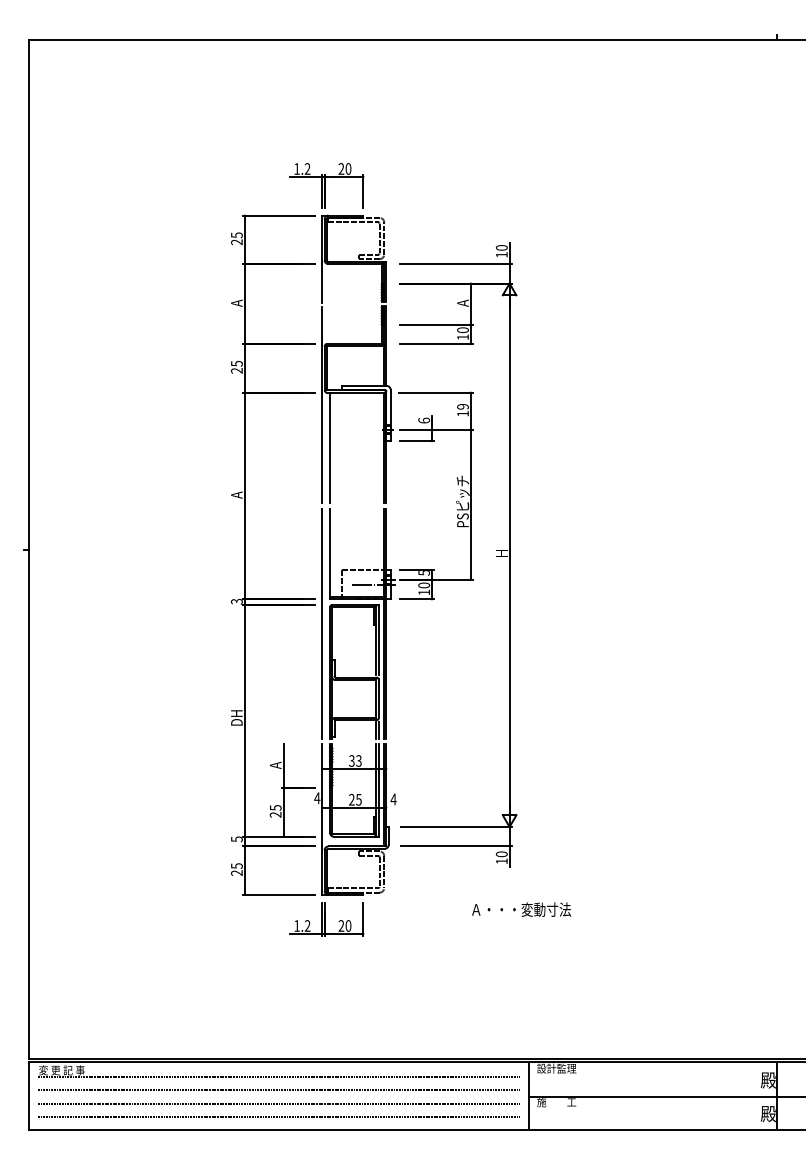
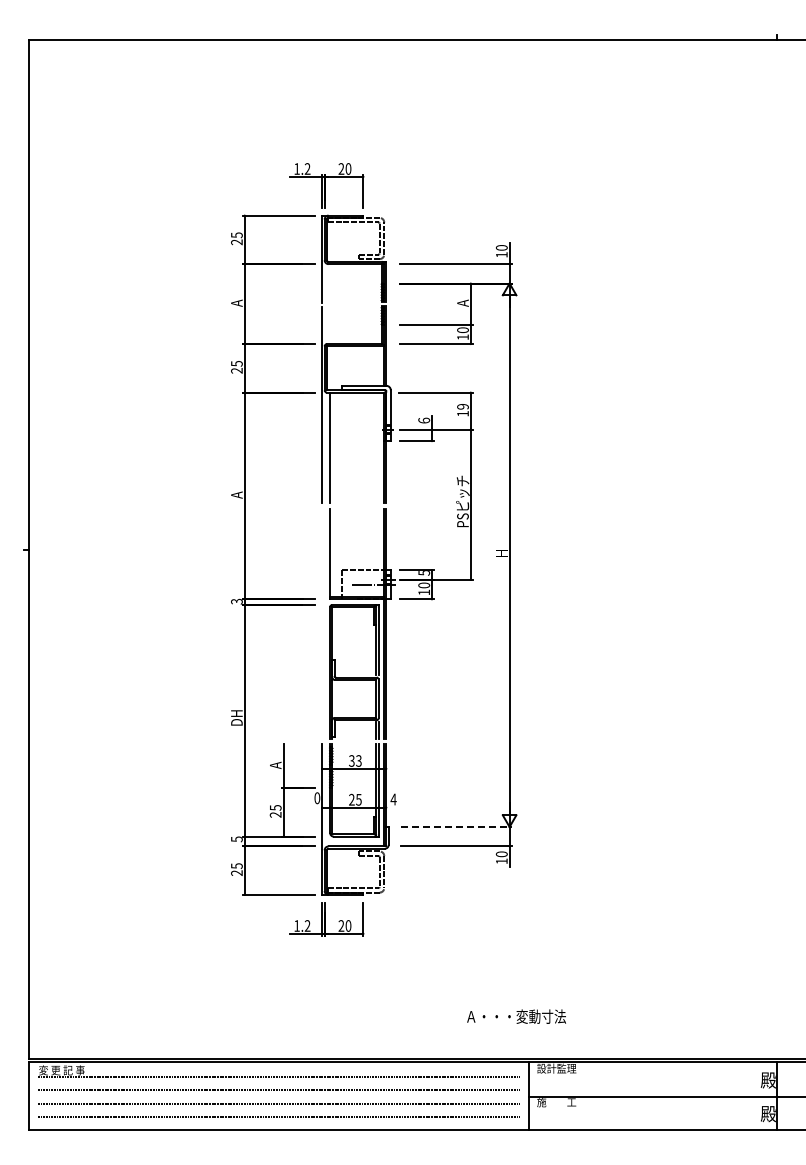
line: present -> none (322, 623)
text: 4 -> 0 (317, 798)
line: solid -> dashed (456, 827)
text position: (521, 909) -> (516, 1016) (516, 1016)
